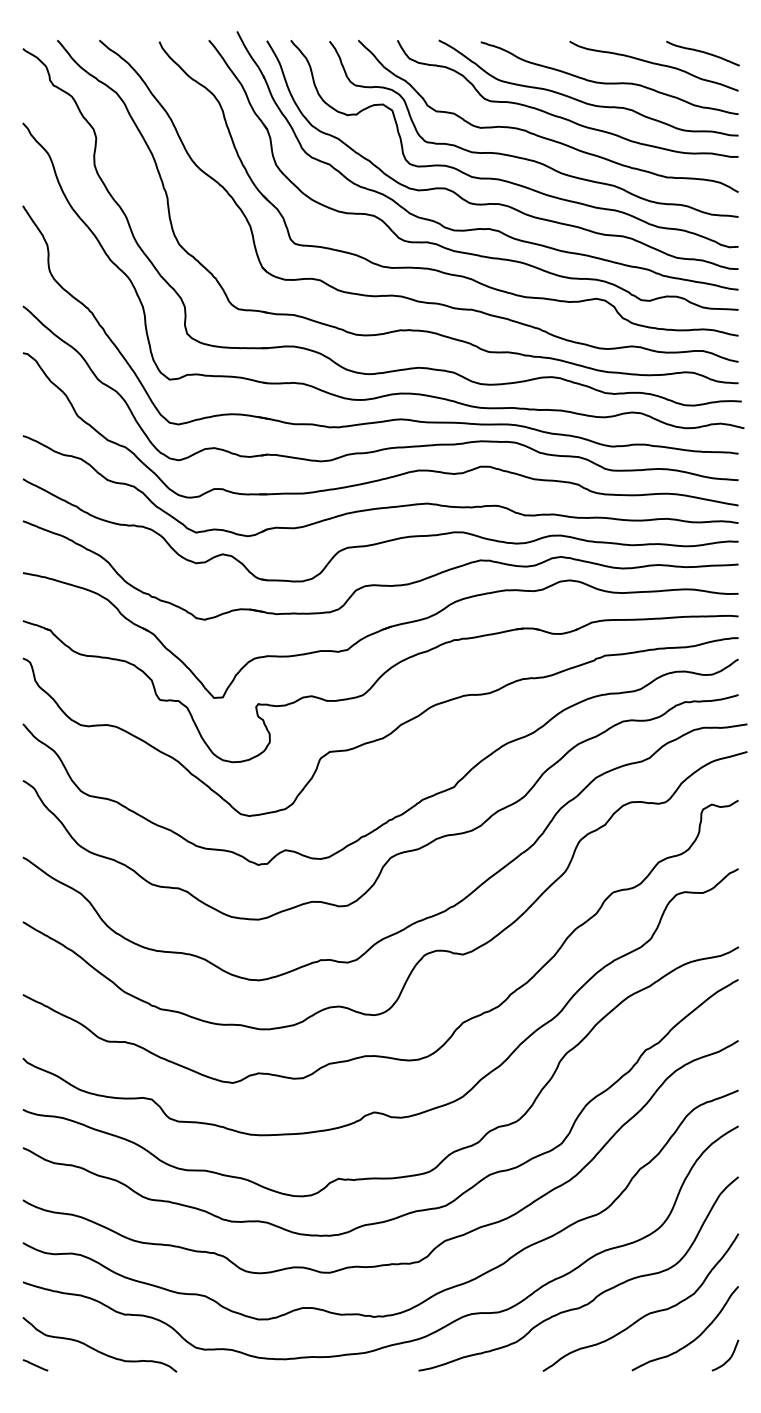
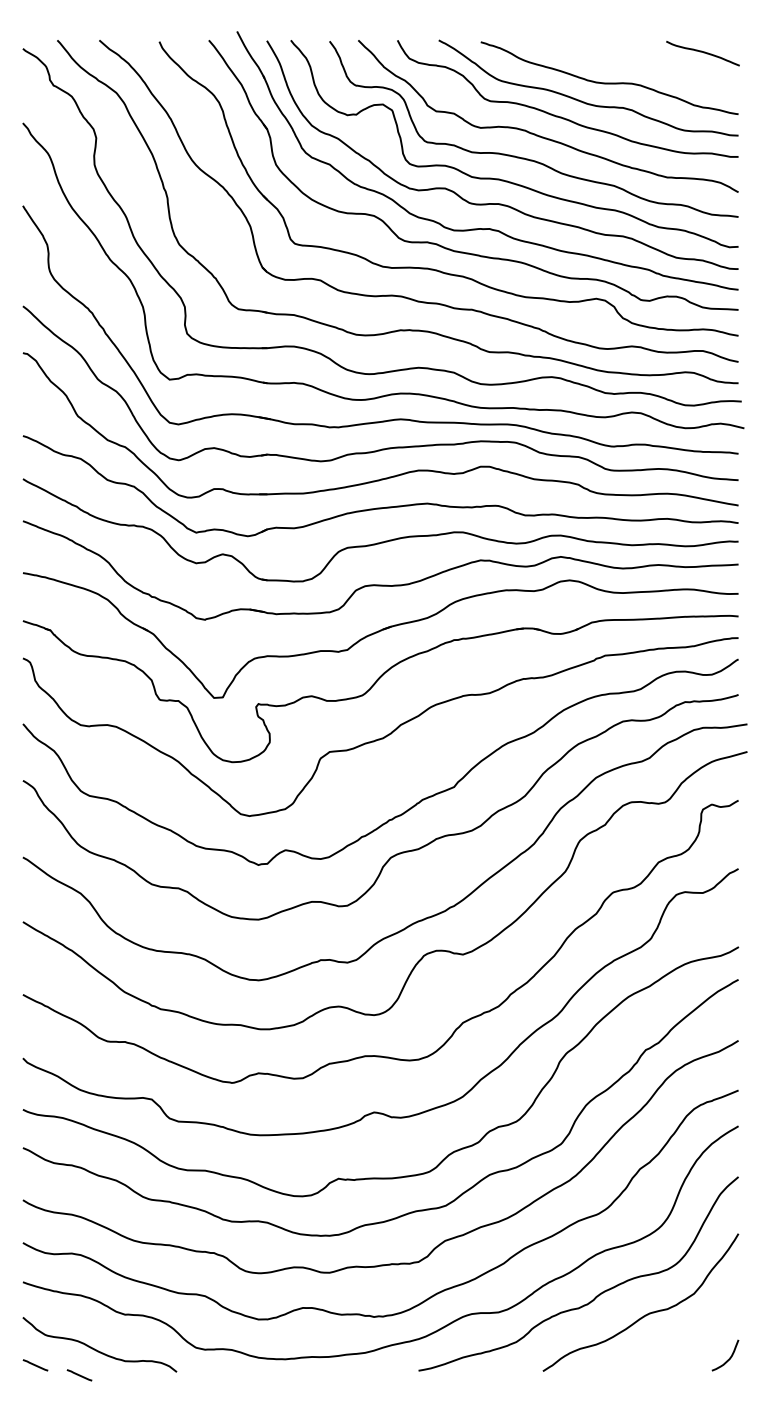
curve: present -> none (653, 64)
curve: present -> none (694, 1338)
line: none -> present (79, 1375)
